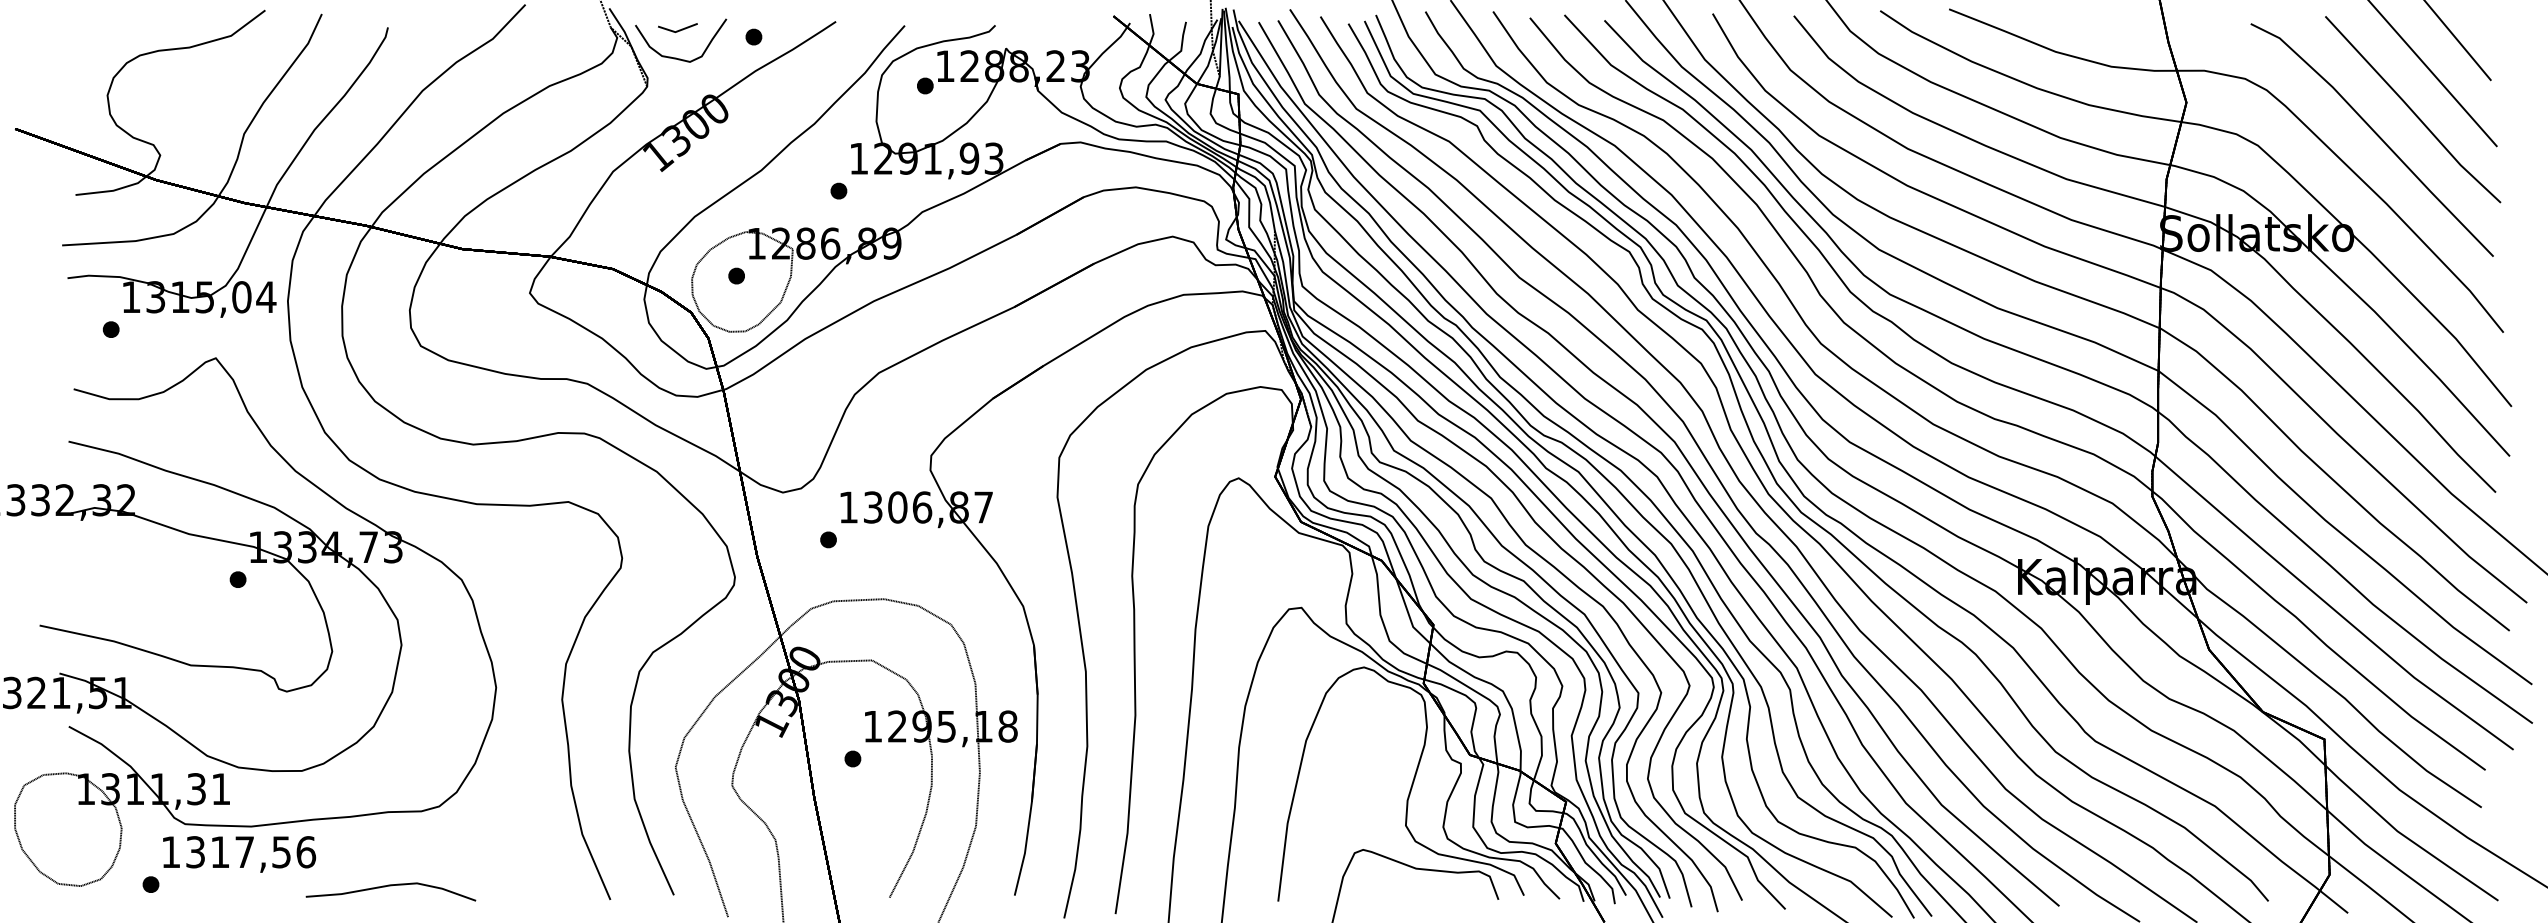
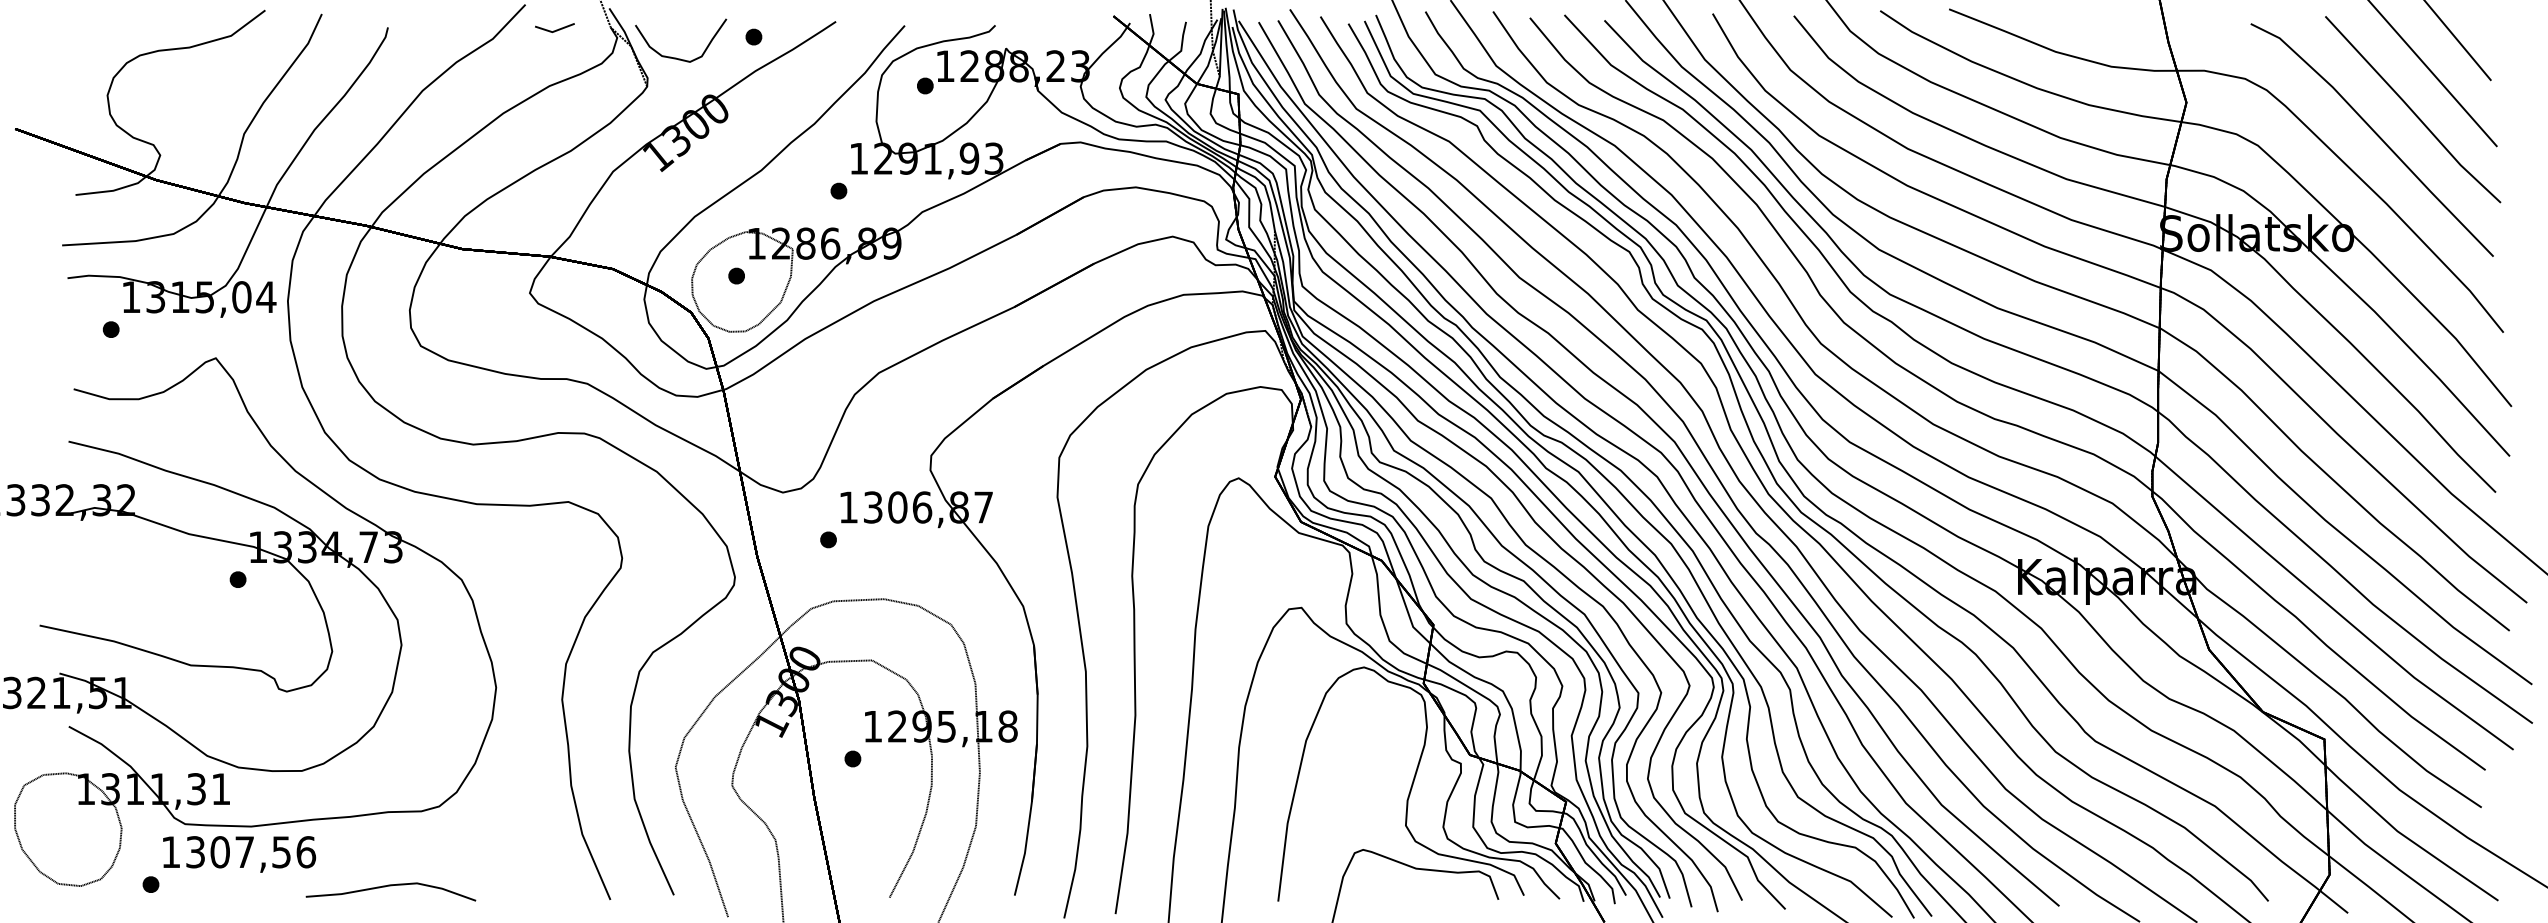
line position: (679, 29) -> (556, 29) (556, 29)
text: 1317,56 -> 1307,56 (219, 852)
